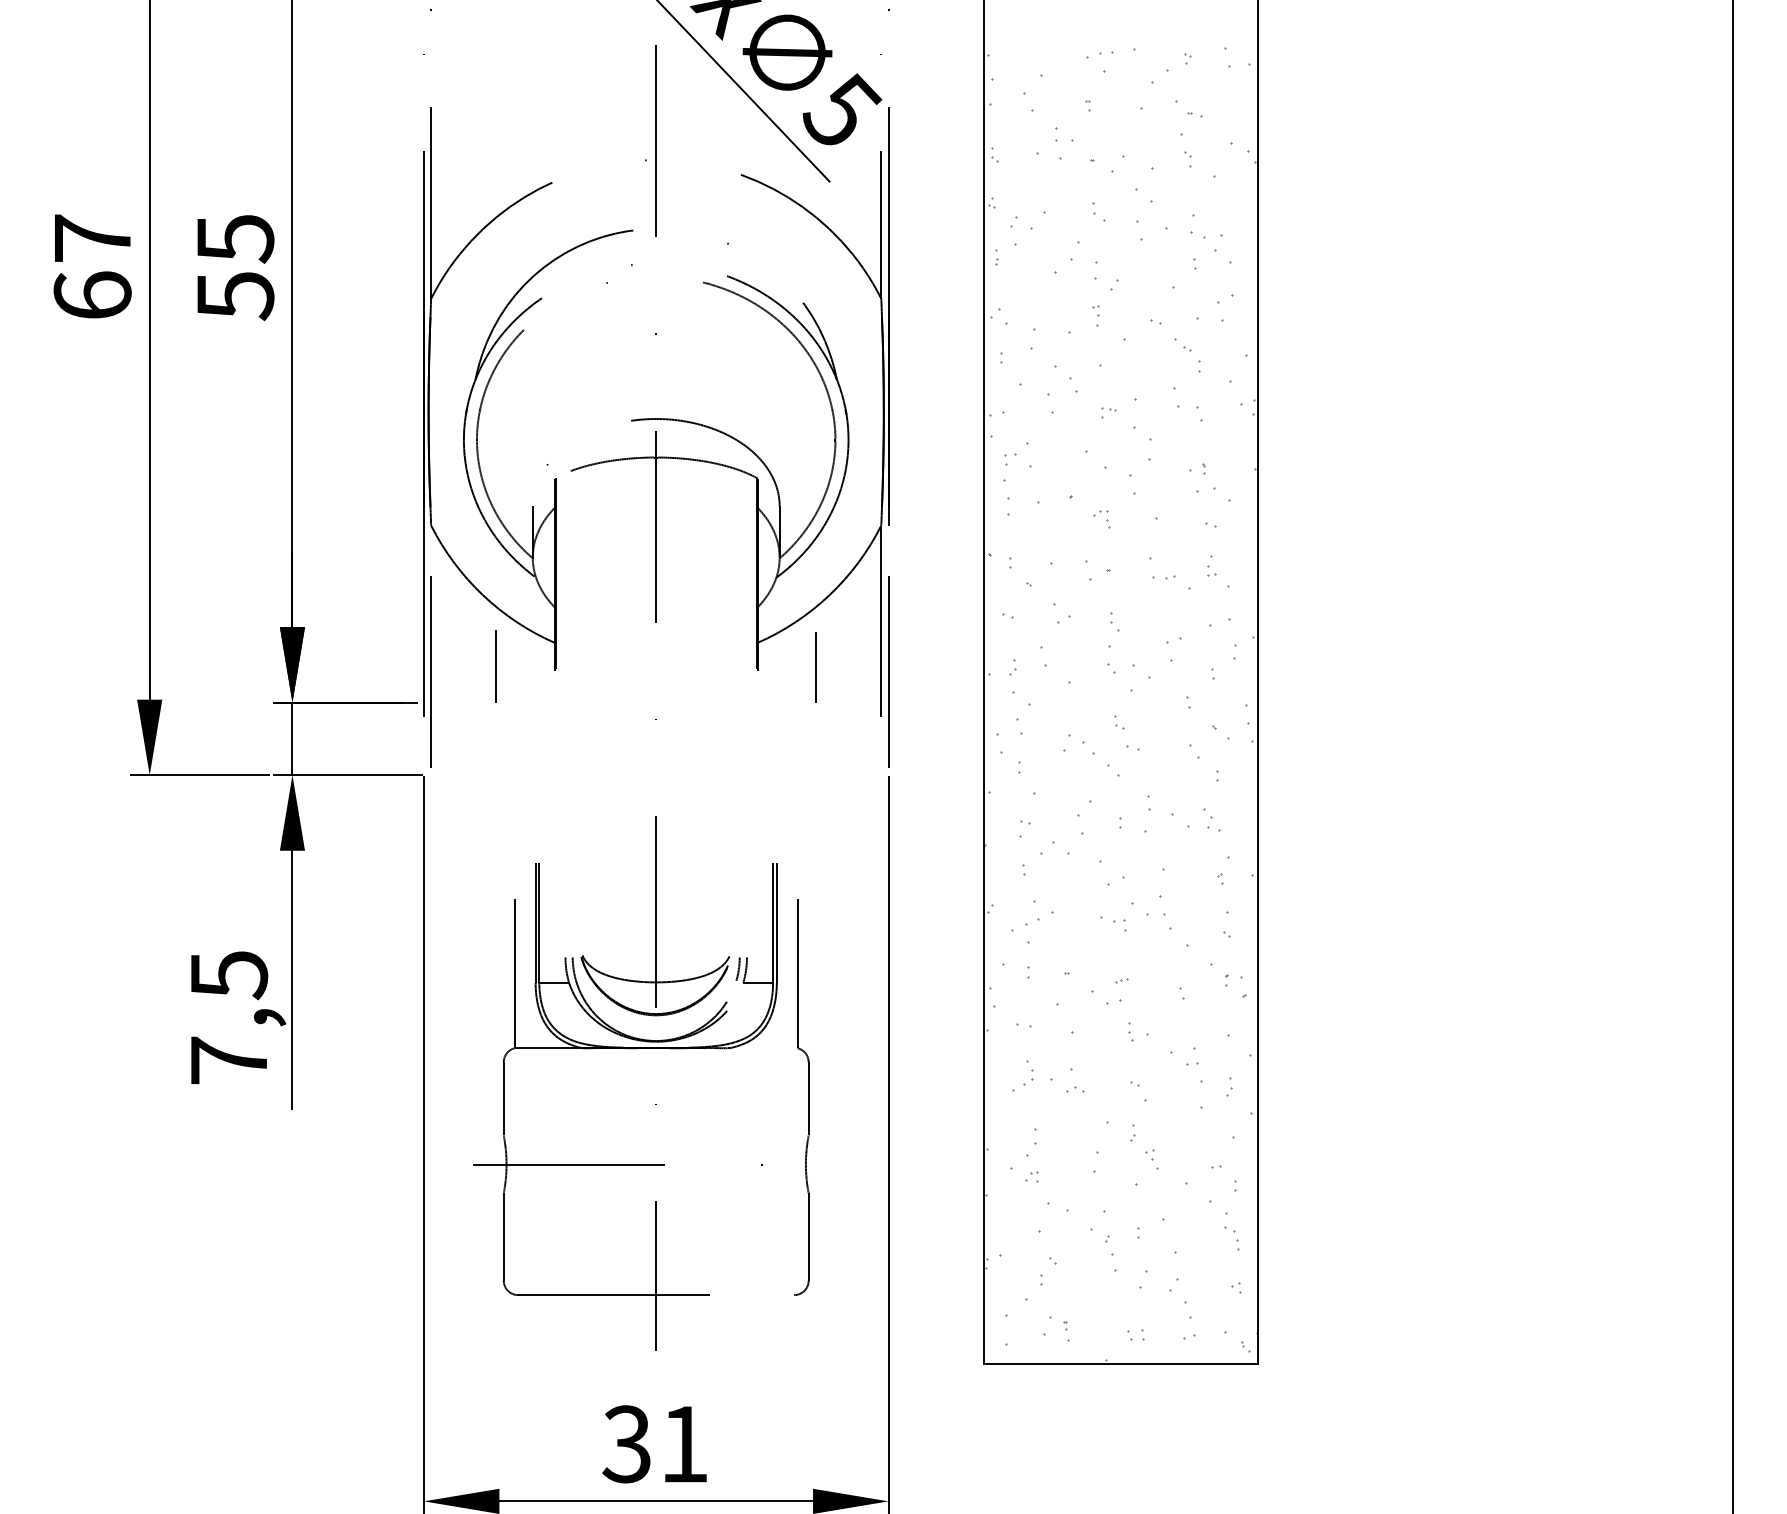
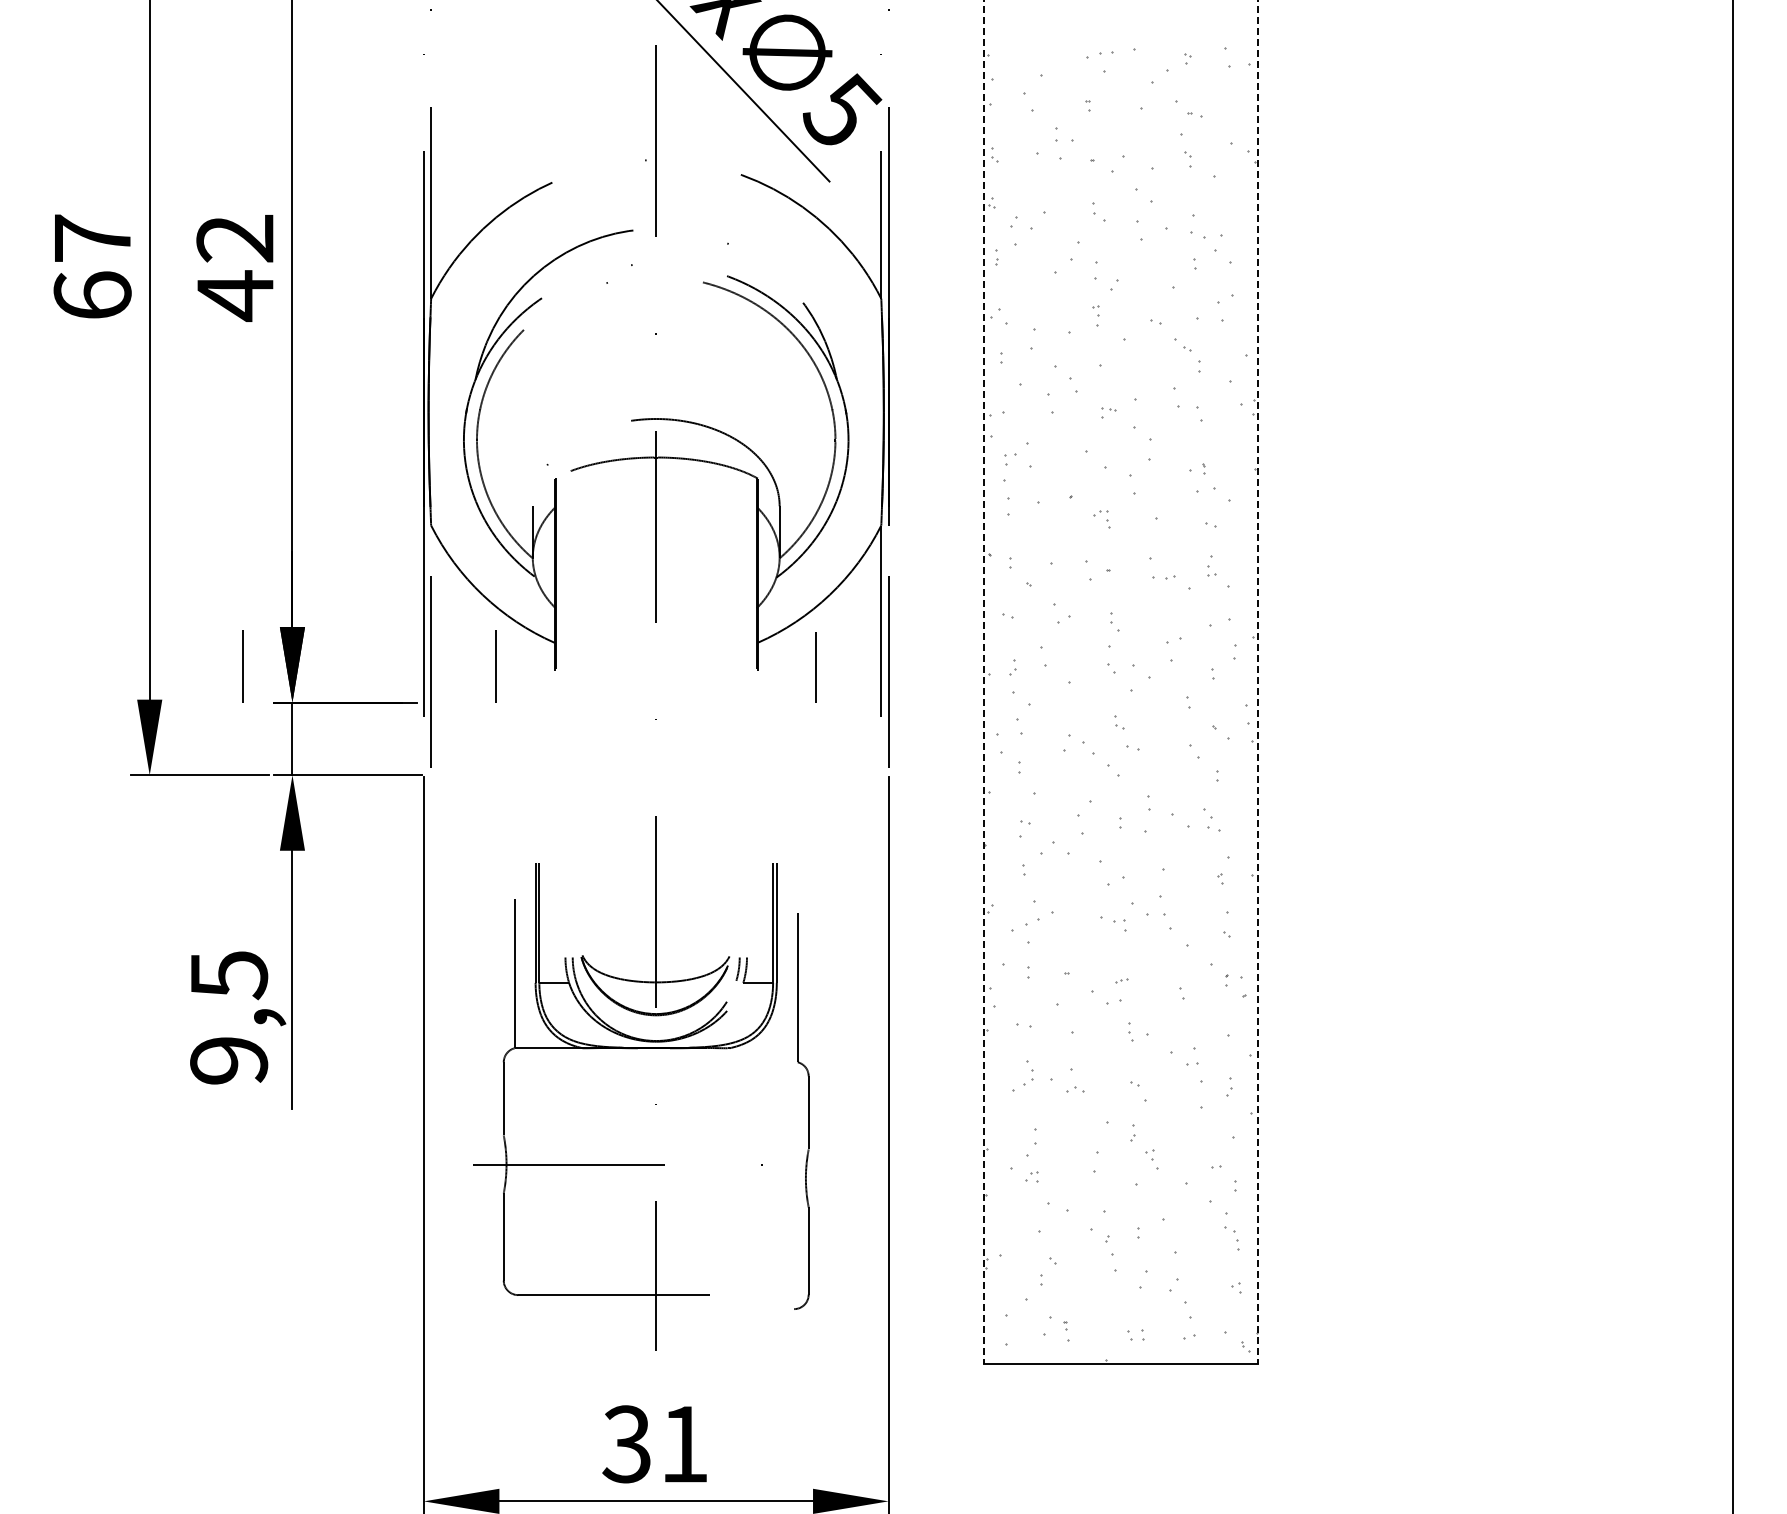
text: 55 -> 42 (235, 268)
line: none -> present (242, 666)
line: solid -> dashed (983, 682)
line: solid -> dashed (1257, 682)
text: 7,5 -> 9,5 (229, 1060)
part position: (808, 1097) -> (808, 1111) (808, 1111)
